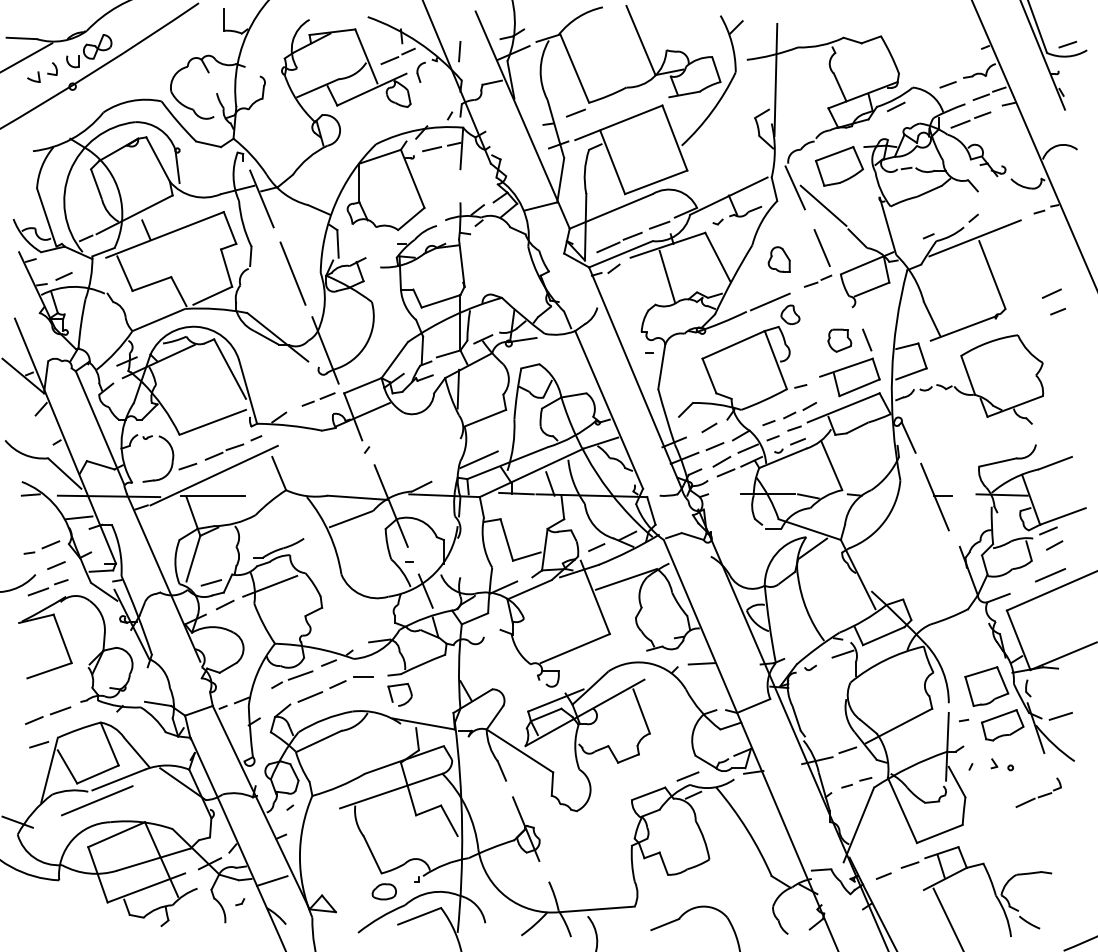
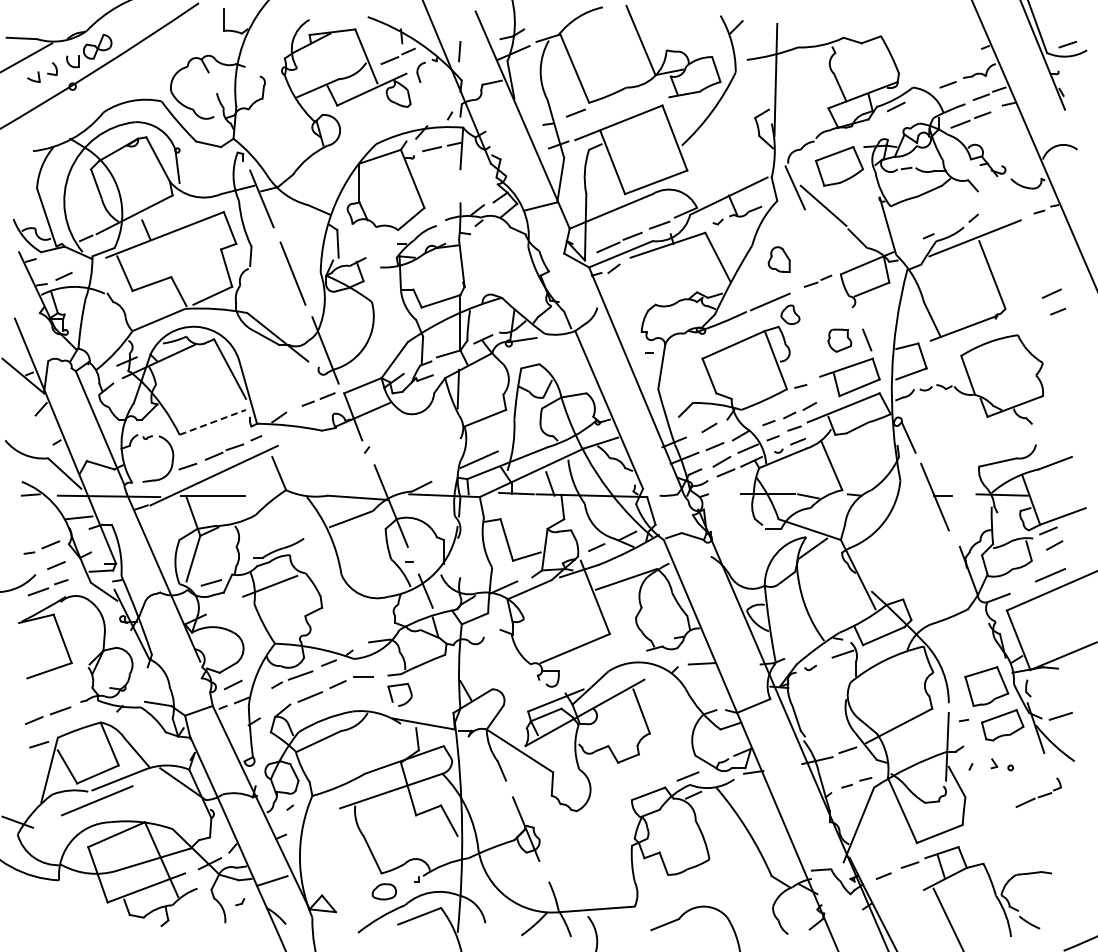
line: present -> none (821, 248)
line: present -> none (666, 276)
line: solid -> dashed (213, 422)
line position: (225, 604) -> (233, 684) (233, 684)
